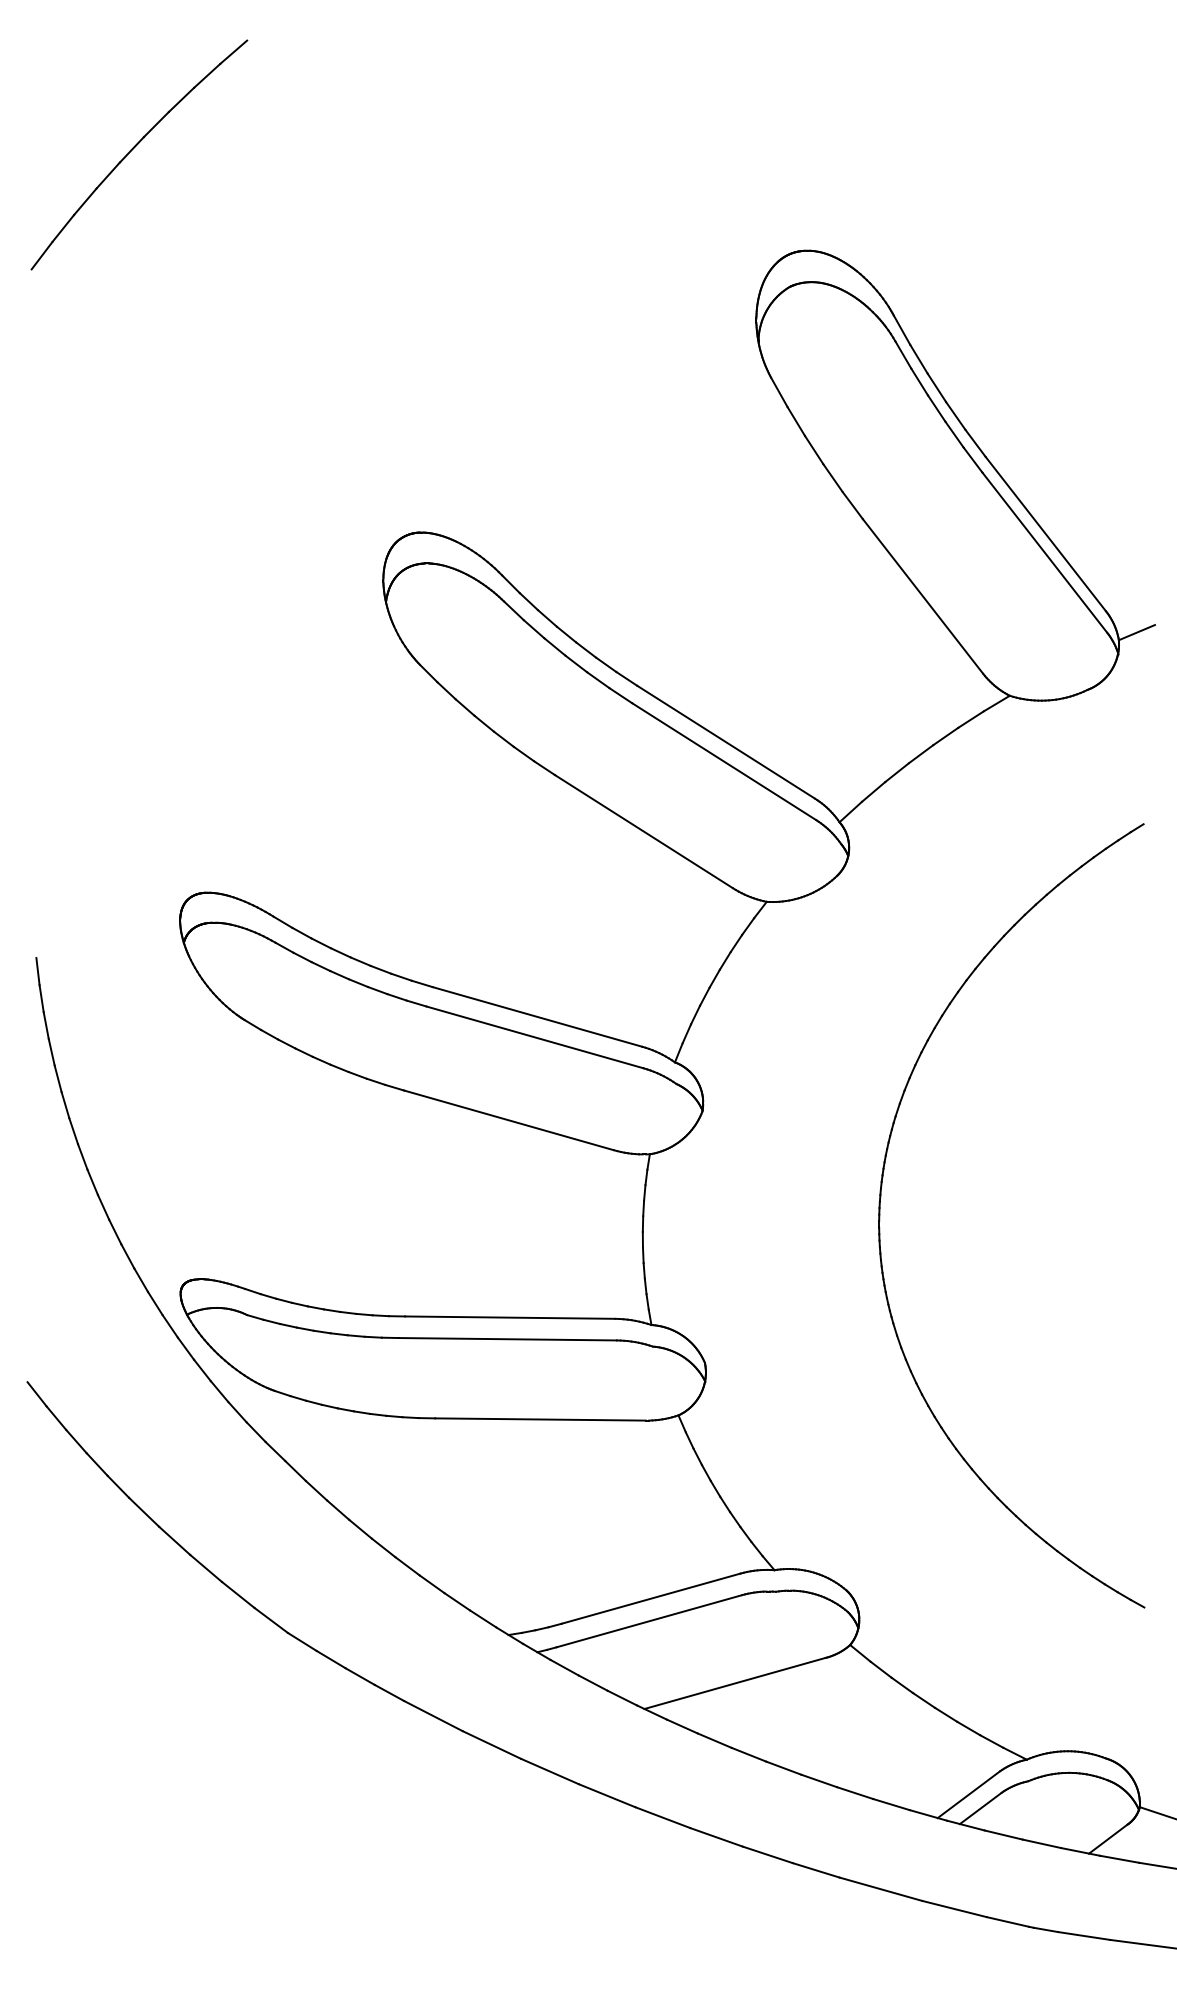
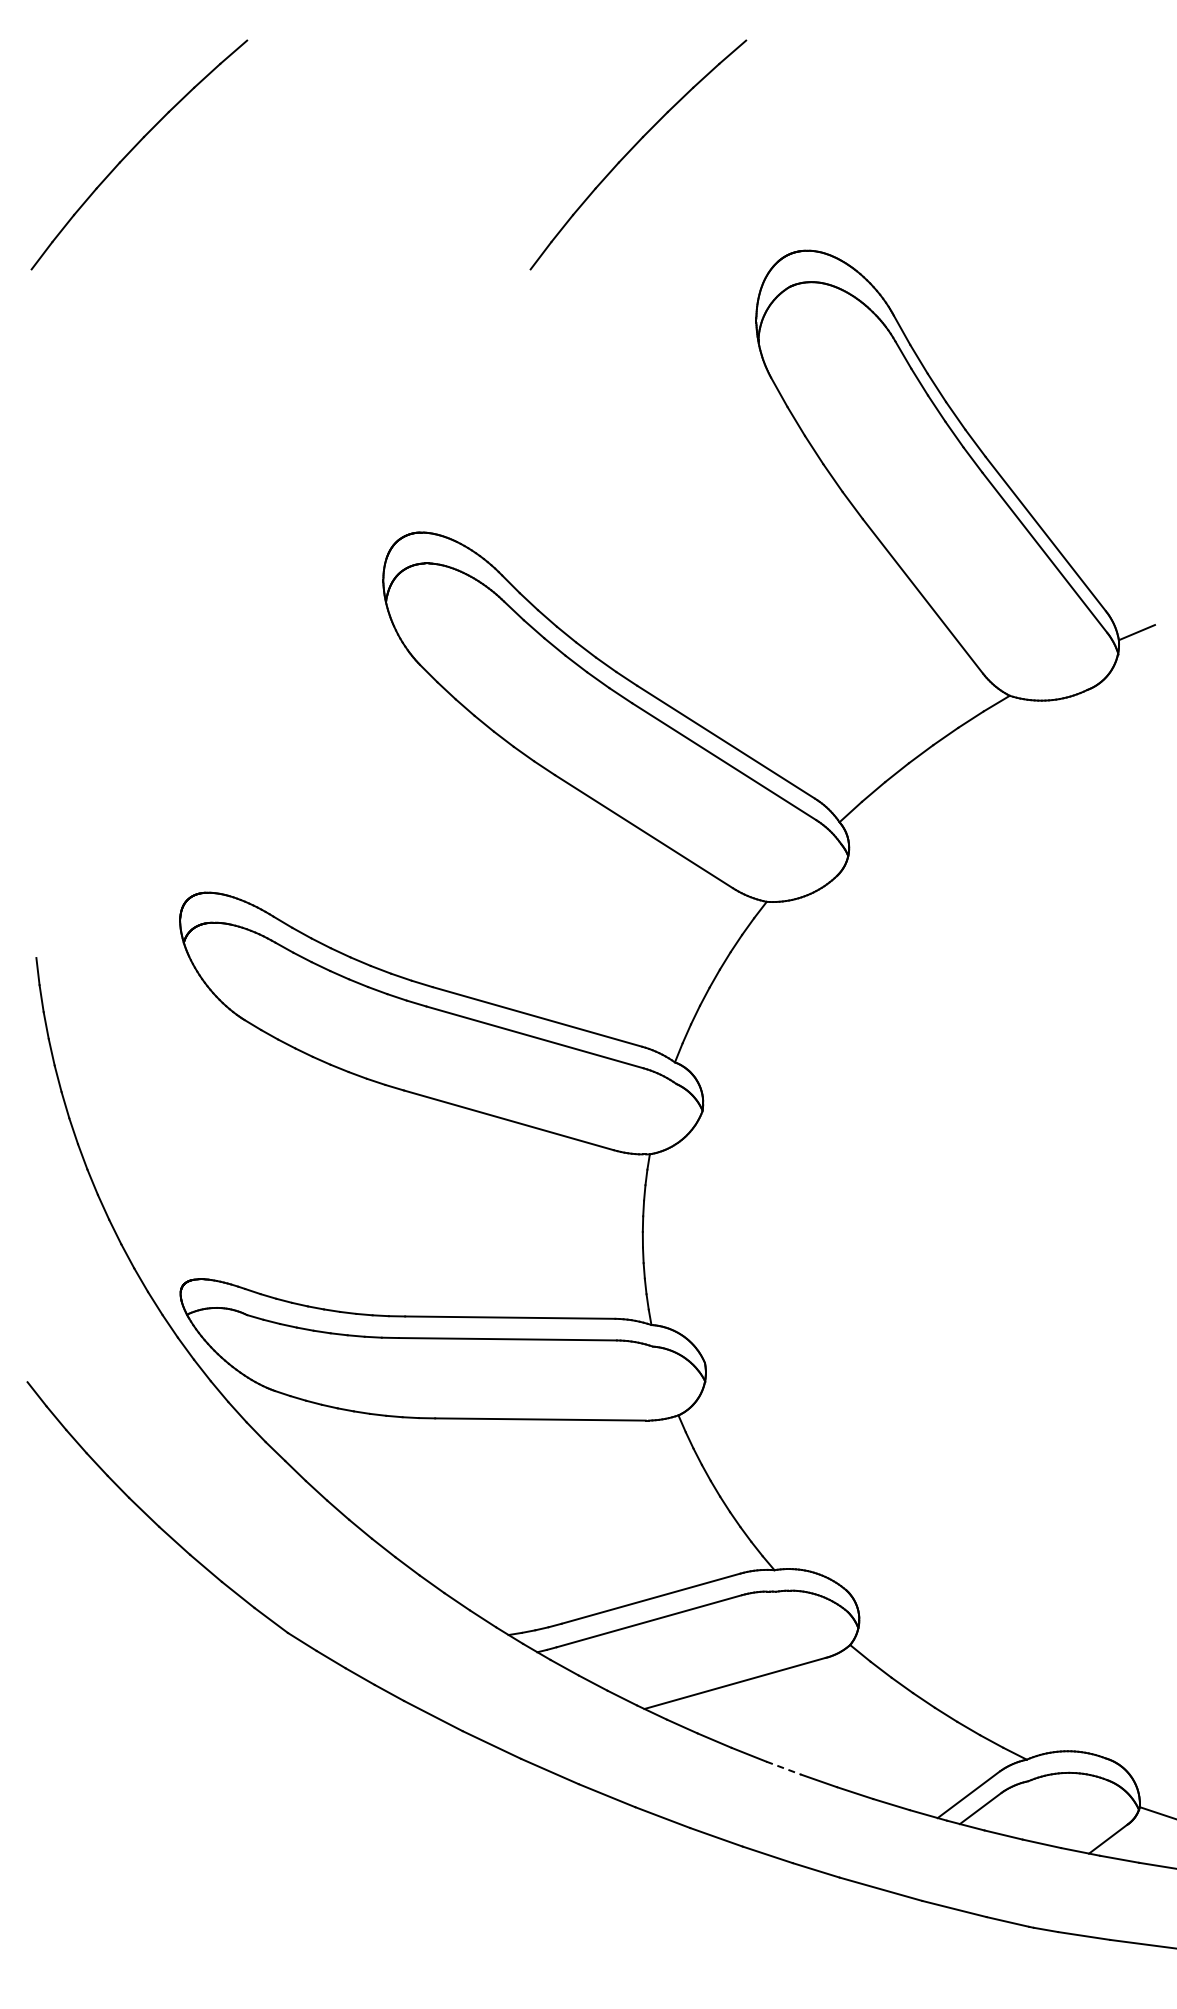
part: none -> present (633, 148)
part: present -> none (880, 1215)
line: solid -> dashed (783, 1768)
